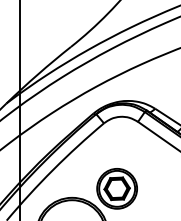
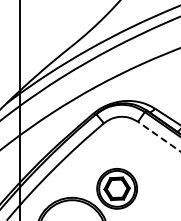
line: solid -> dashed (159, 136)
